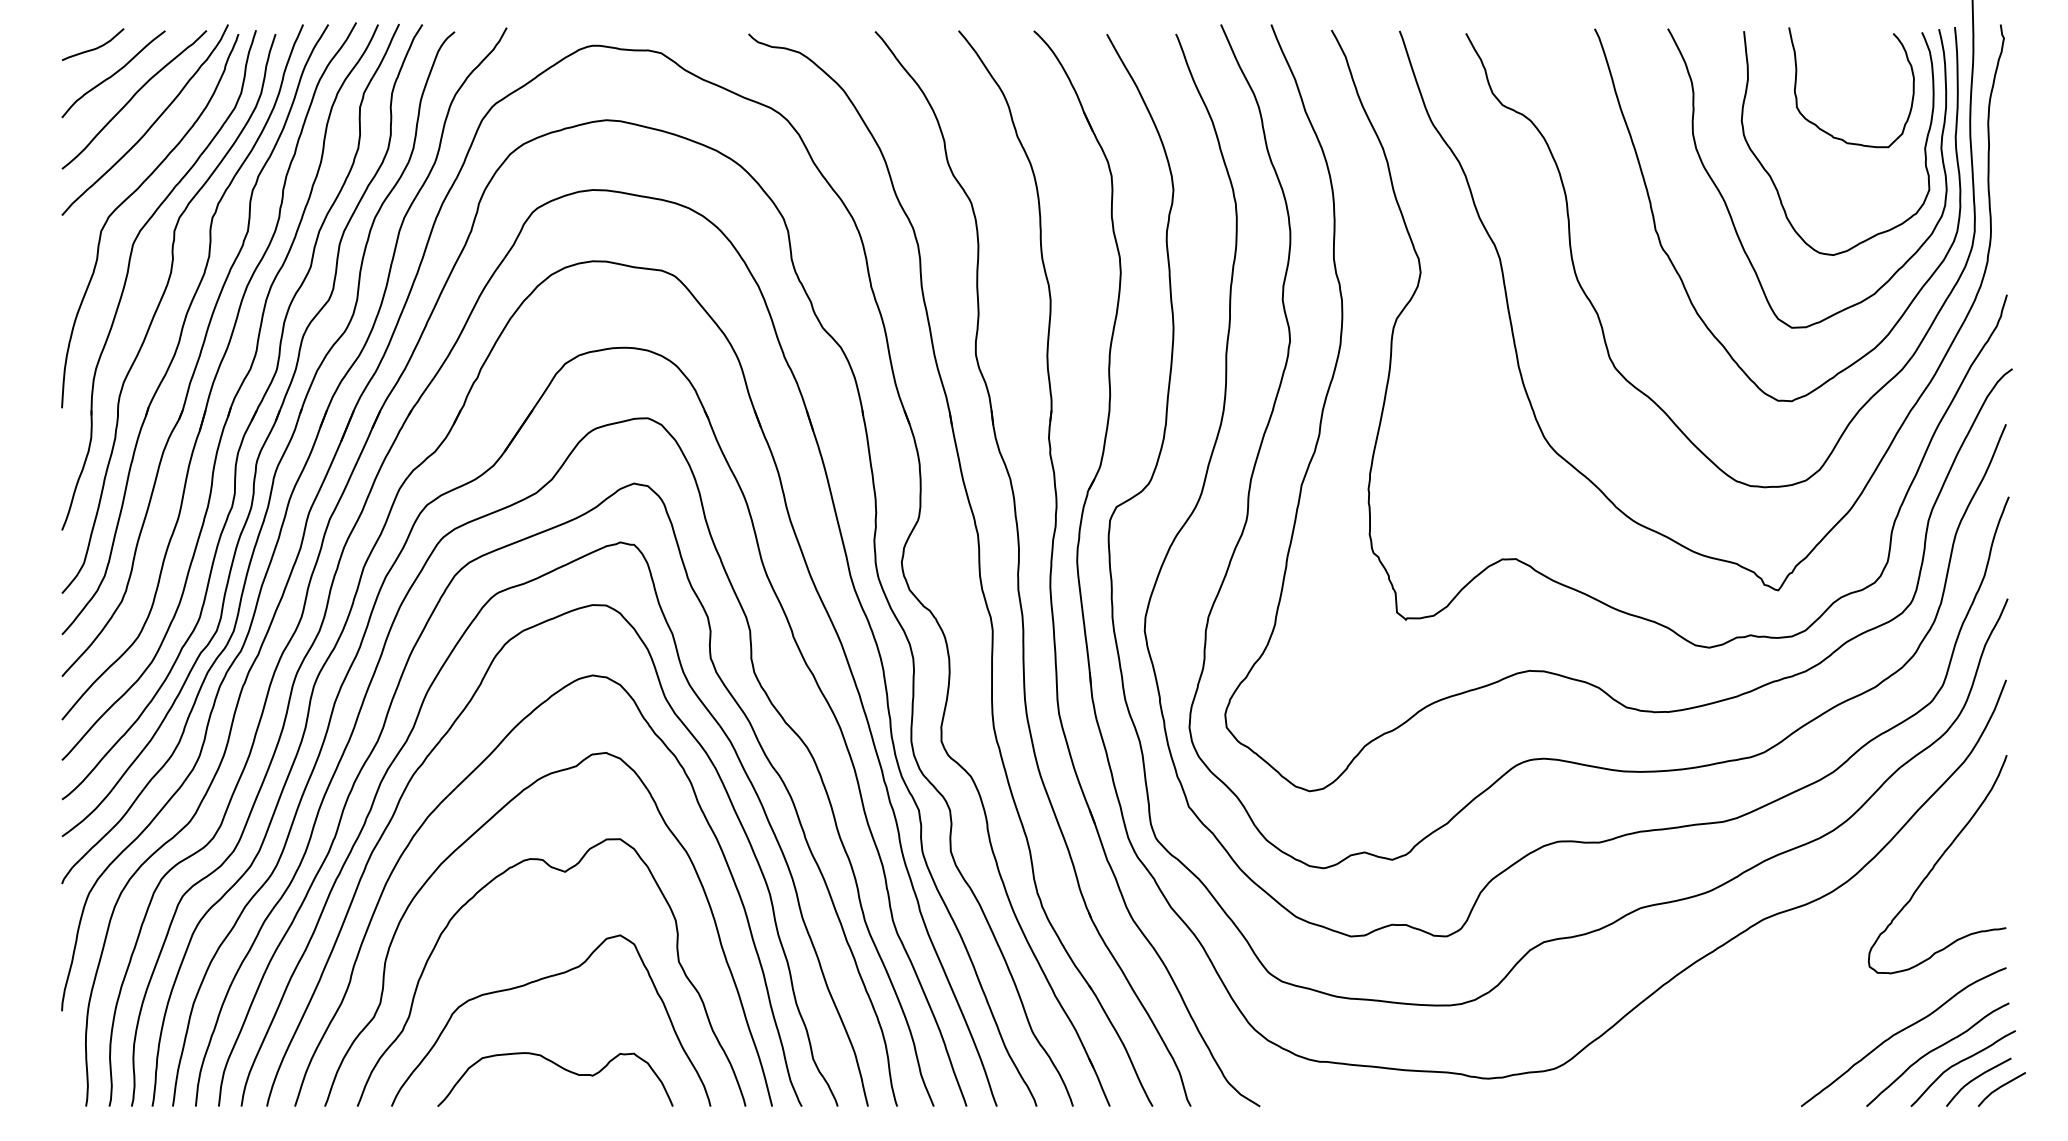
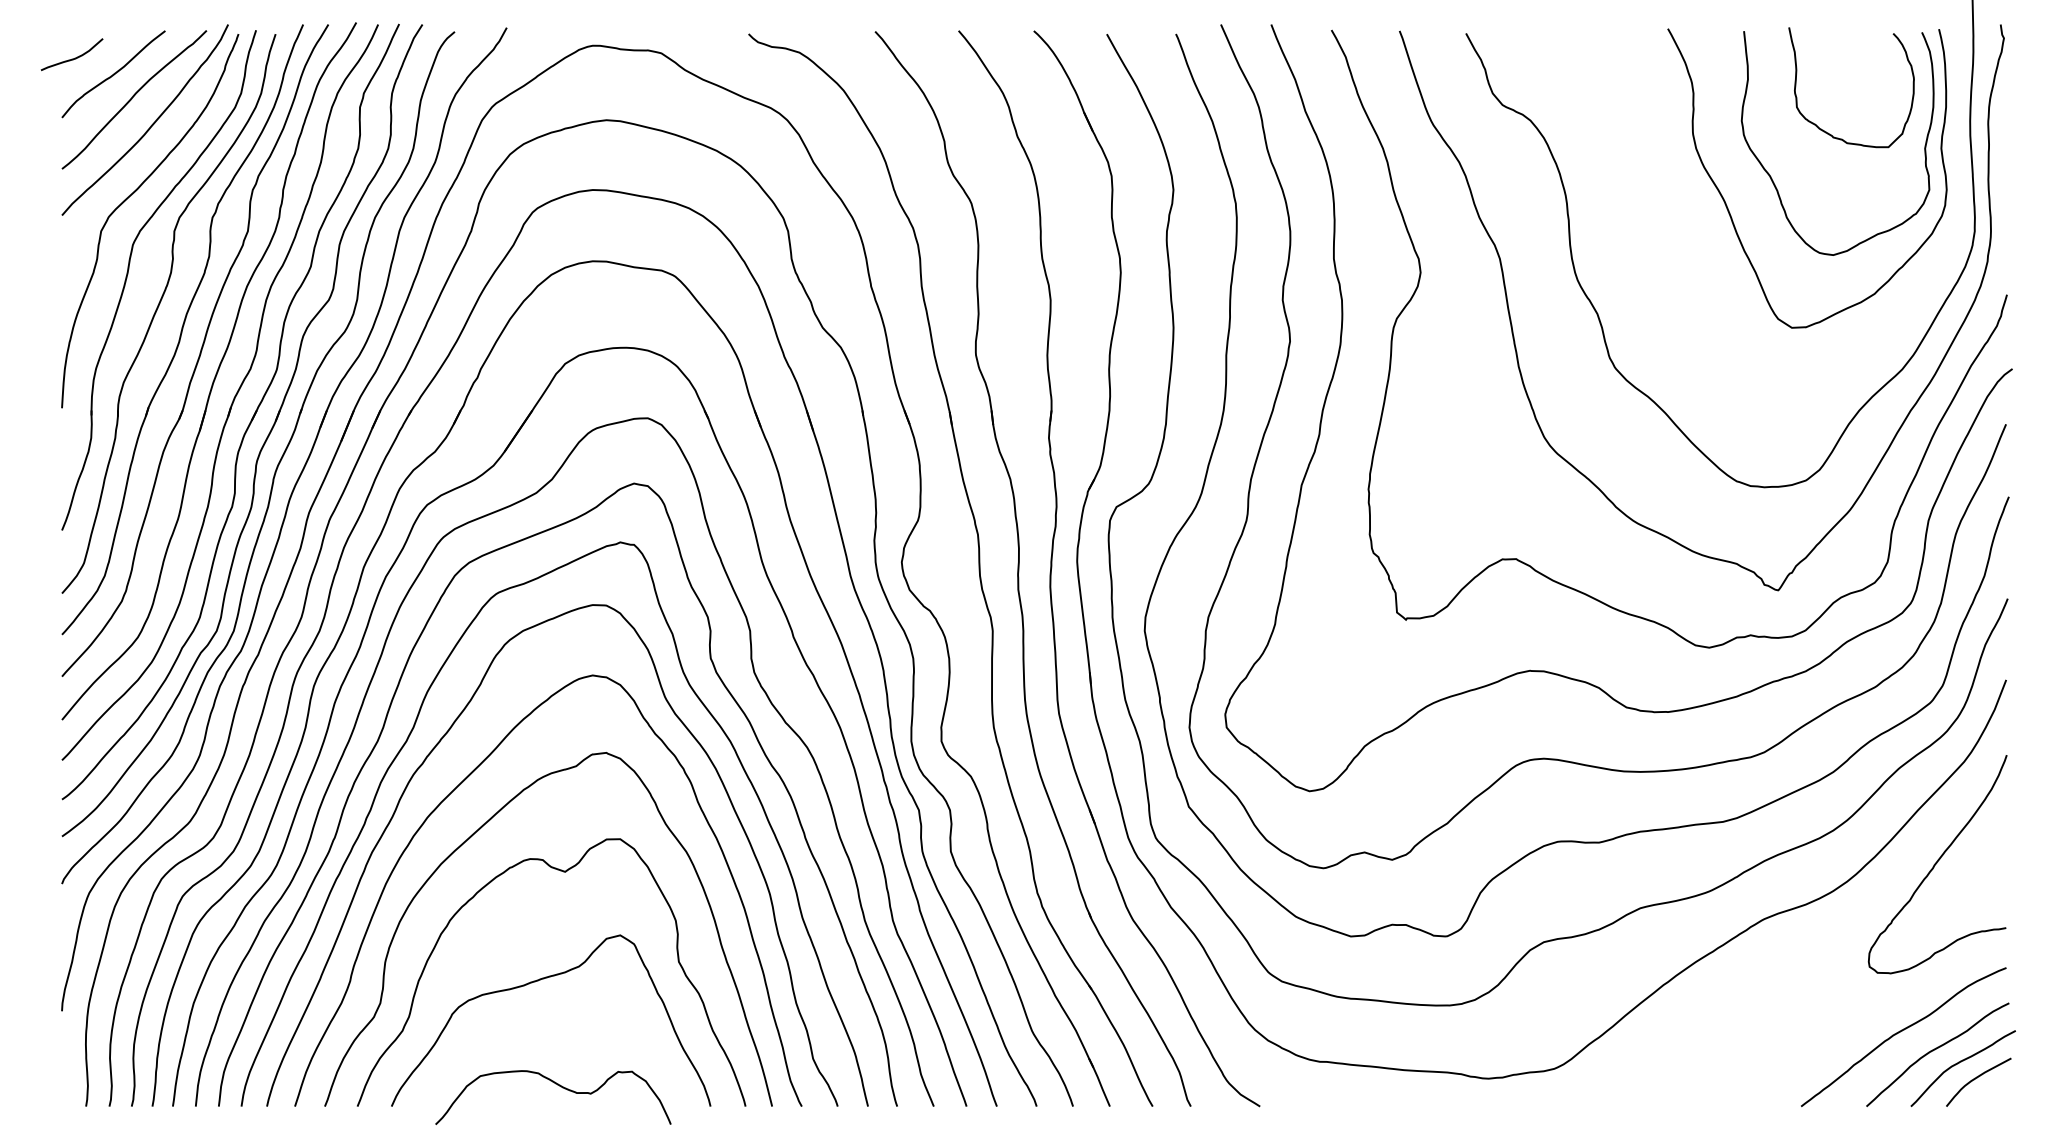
curve position: (92, 48) -> (71, 58) (71, 58)
curve: present -> none (1680, 275)
curve position: (561, 1068) -> (559, 1086) (559, 1086)
curve: present -> none (2001, 1087)
